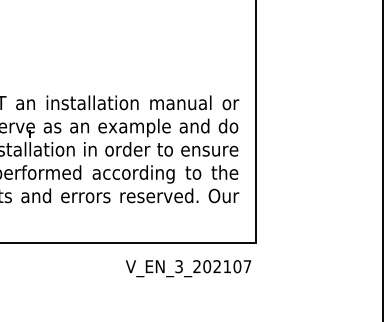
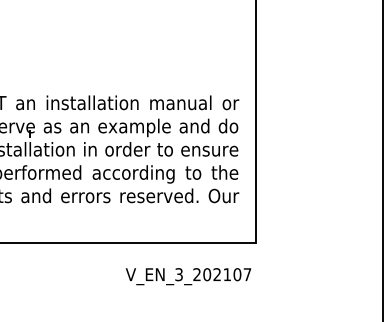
text position: (188, 268) -> (188, 276) (188, 276)
